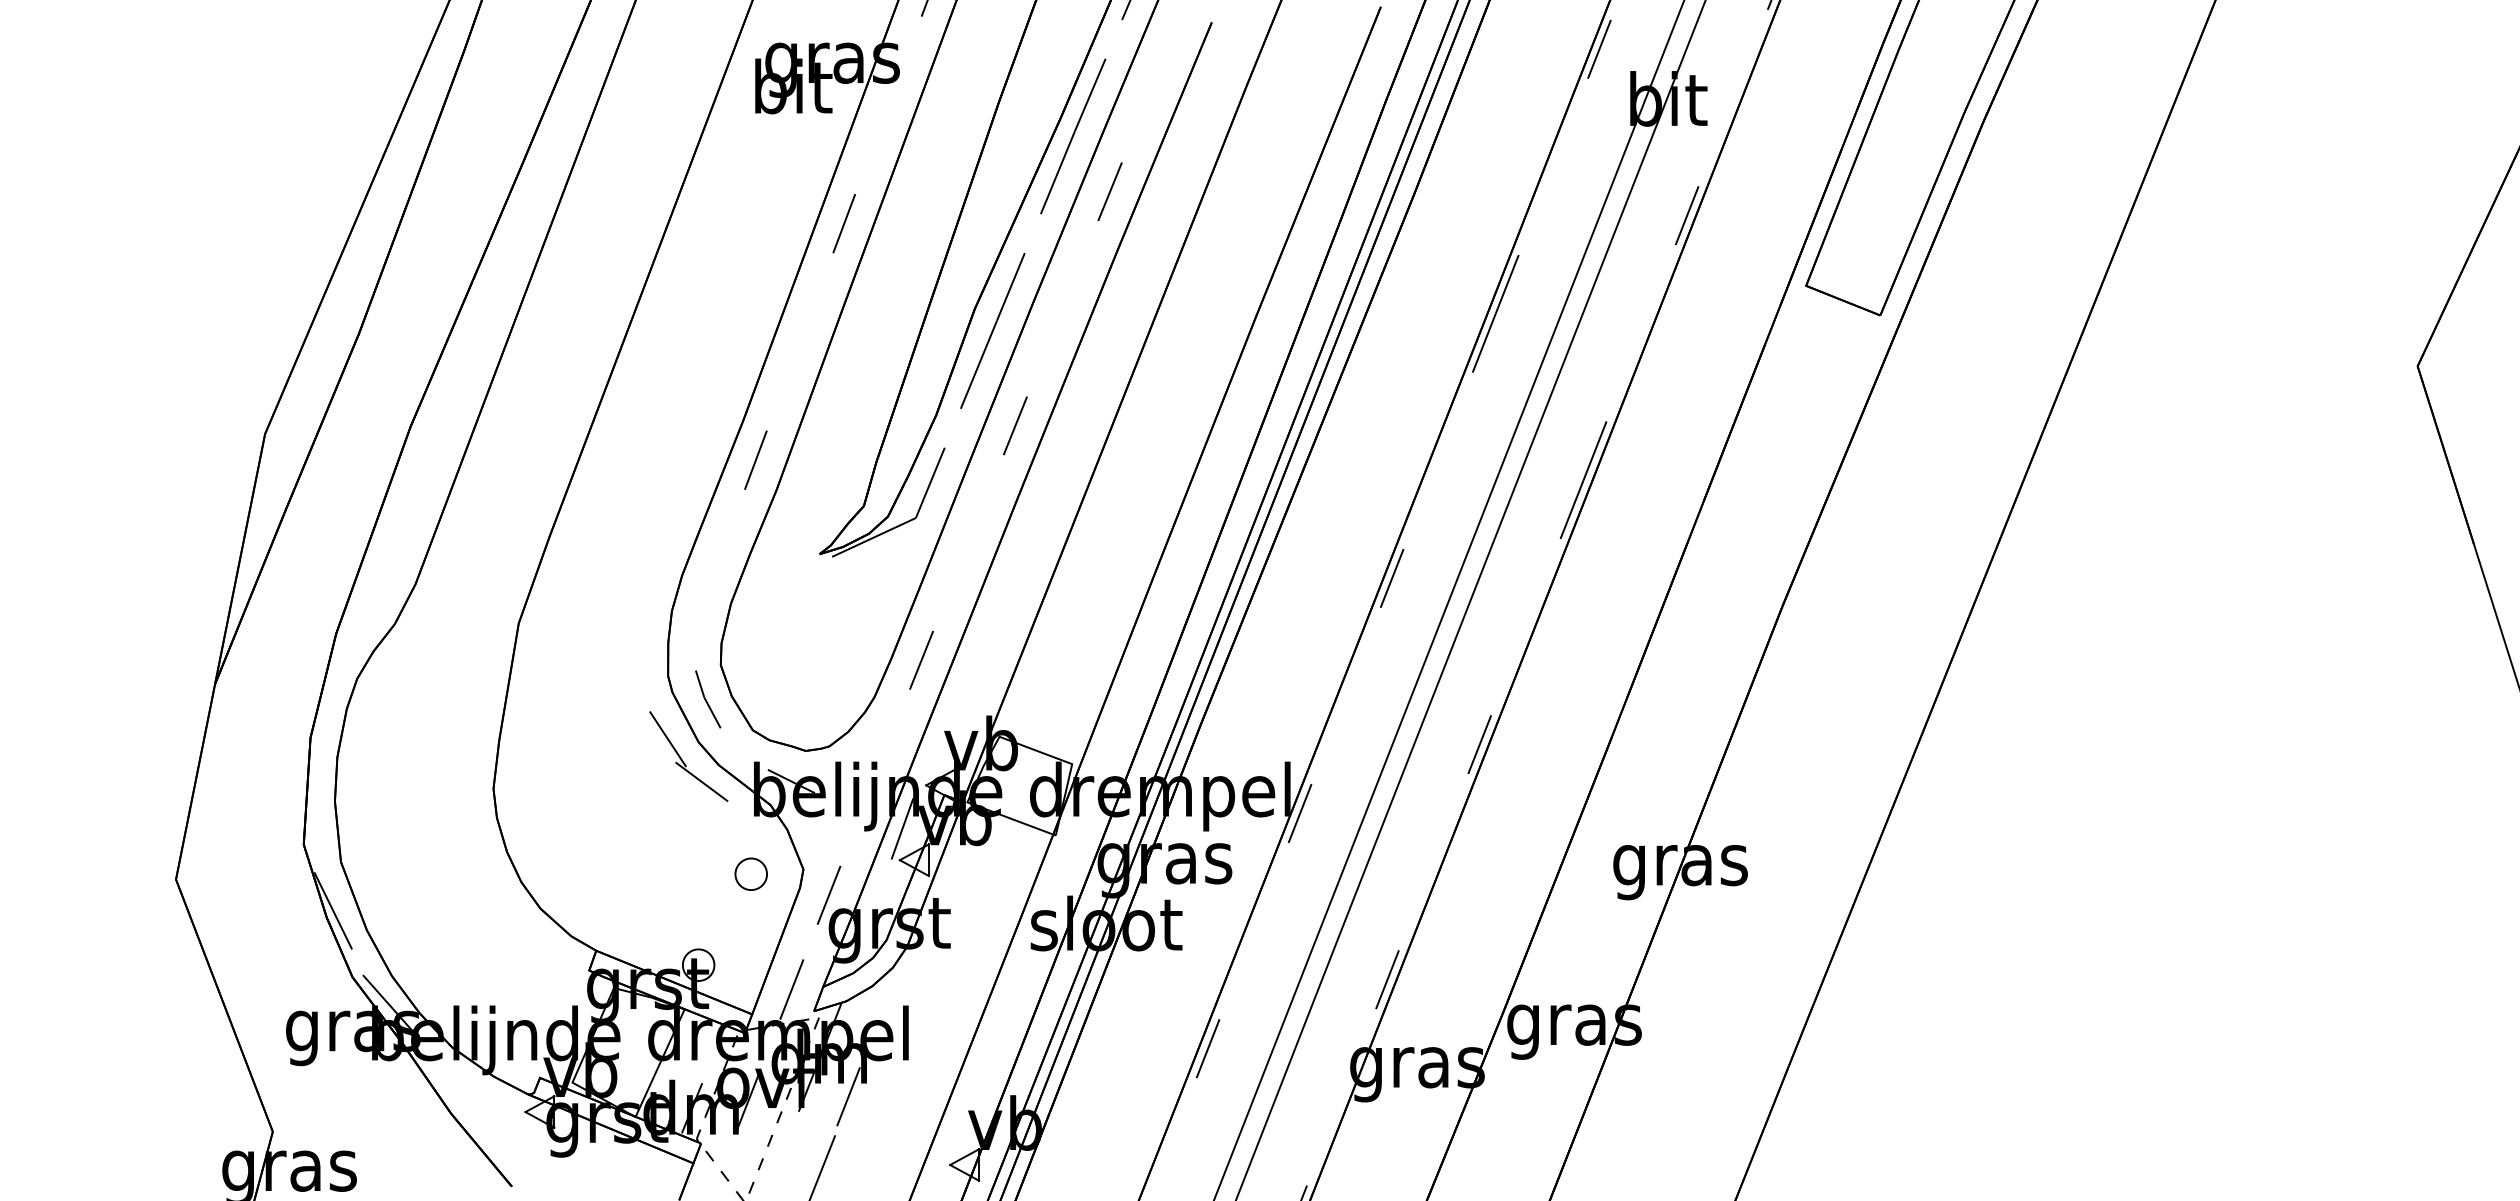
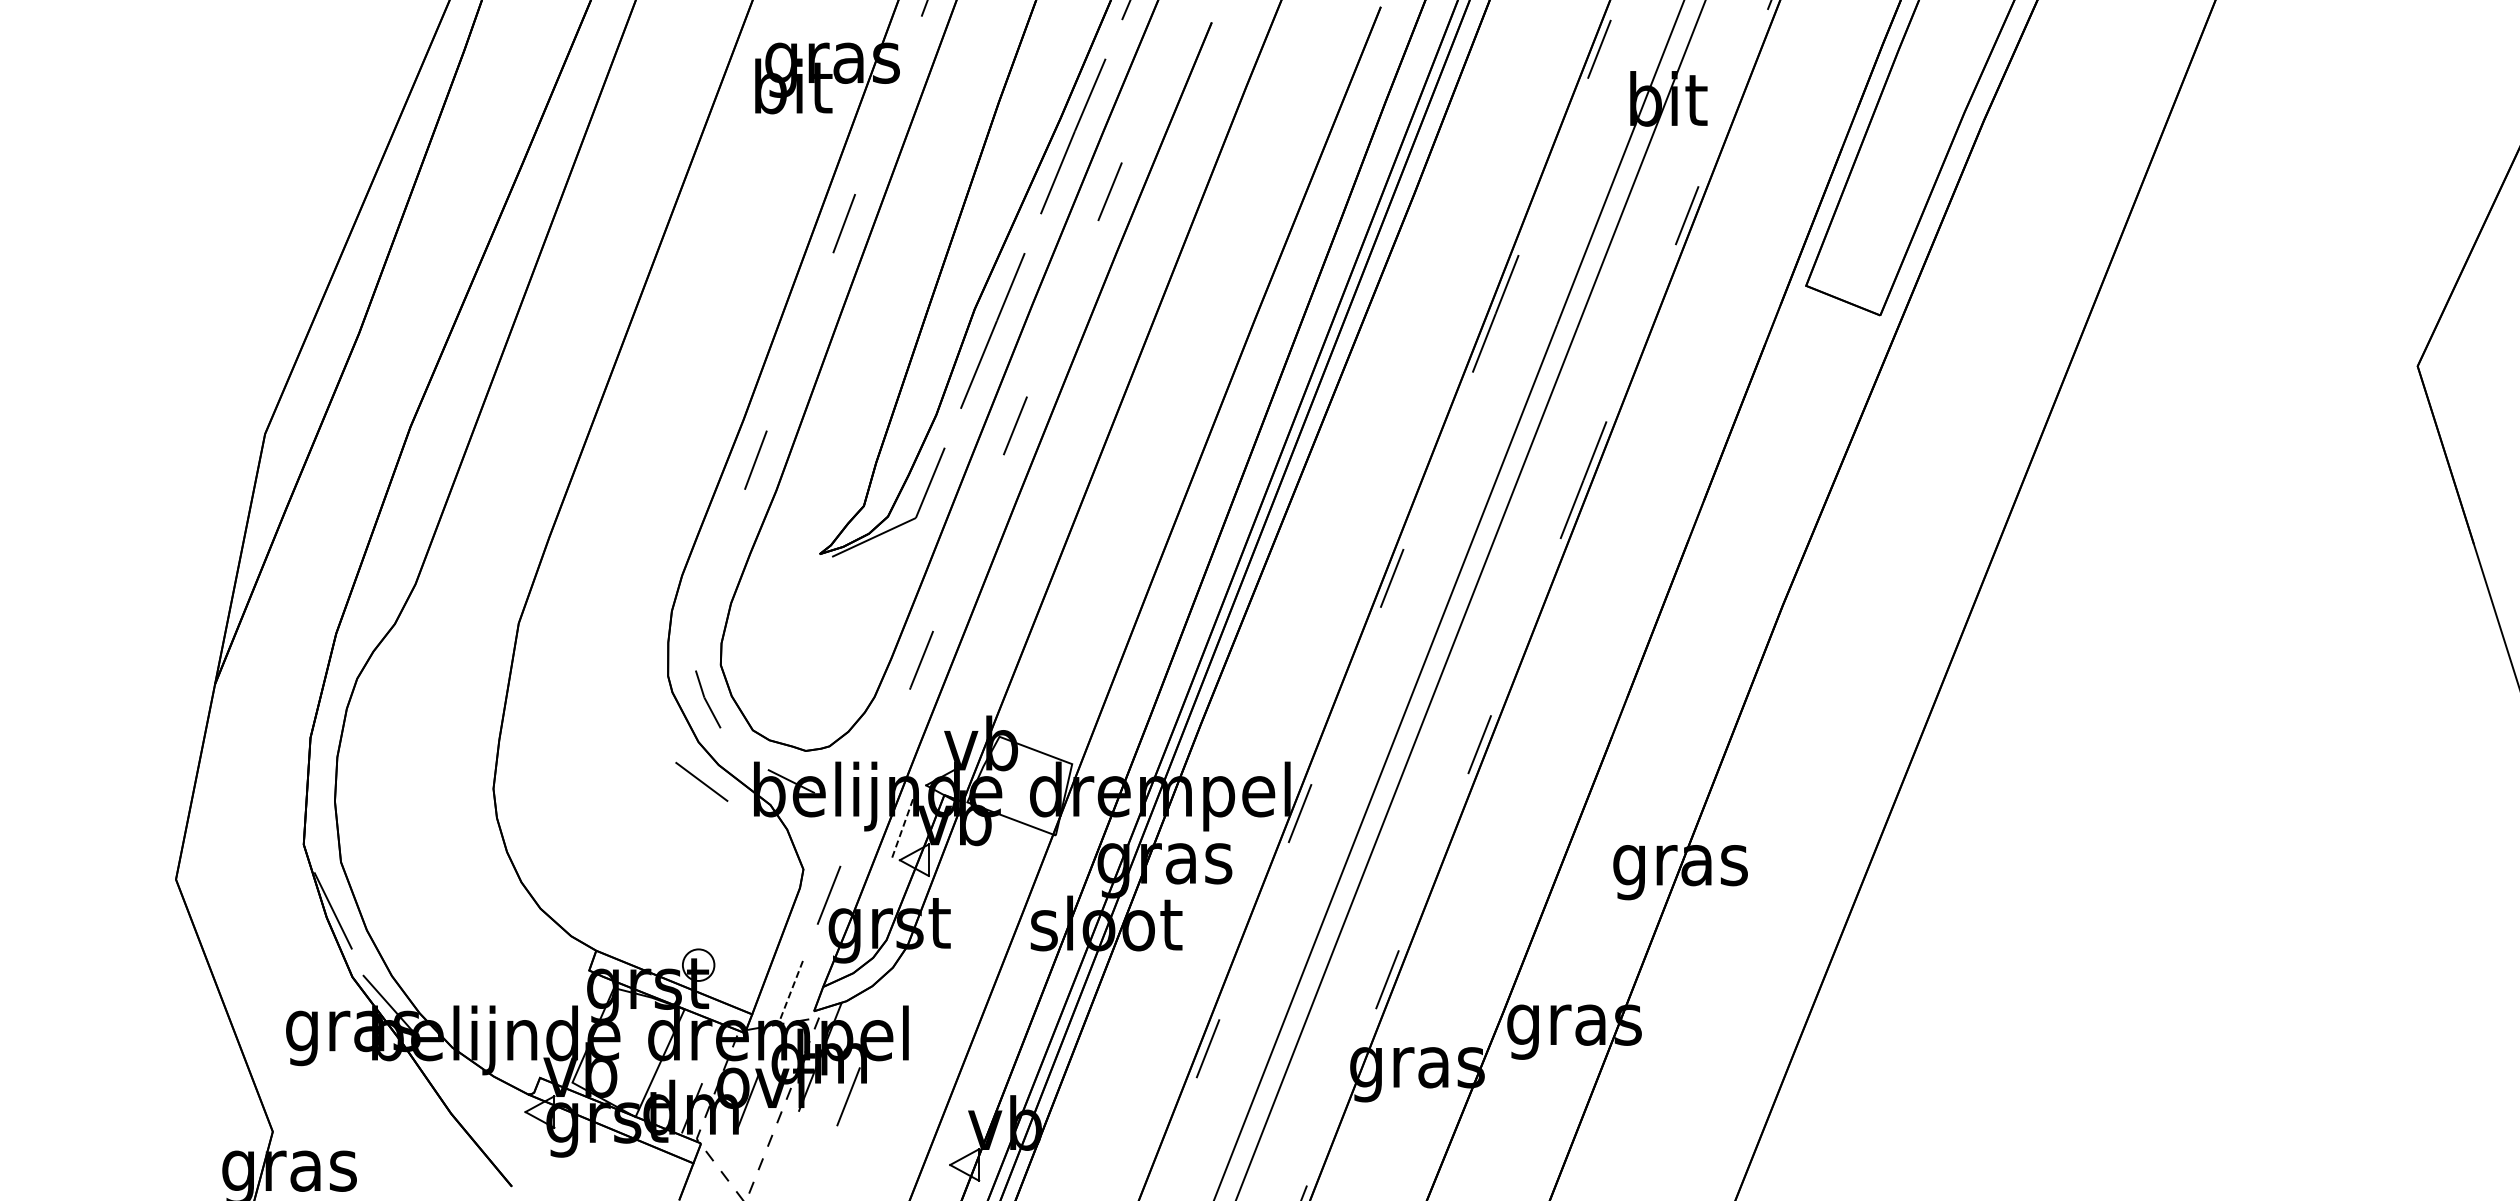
line: present -> none (667, 739)
line: solid -> dashed (902, 828)
part: present -> none (750, 873)
line: solid -> dashed (792, 989)
line: present -> none (822, 1166)
